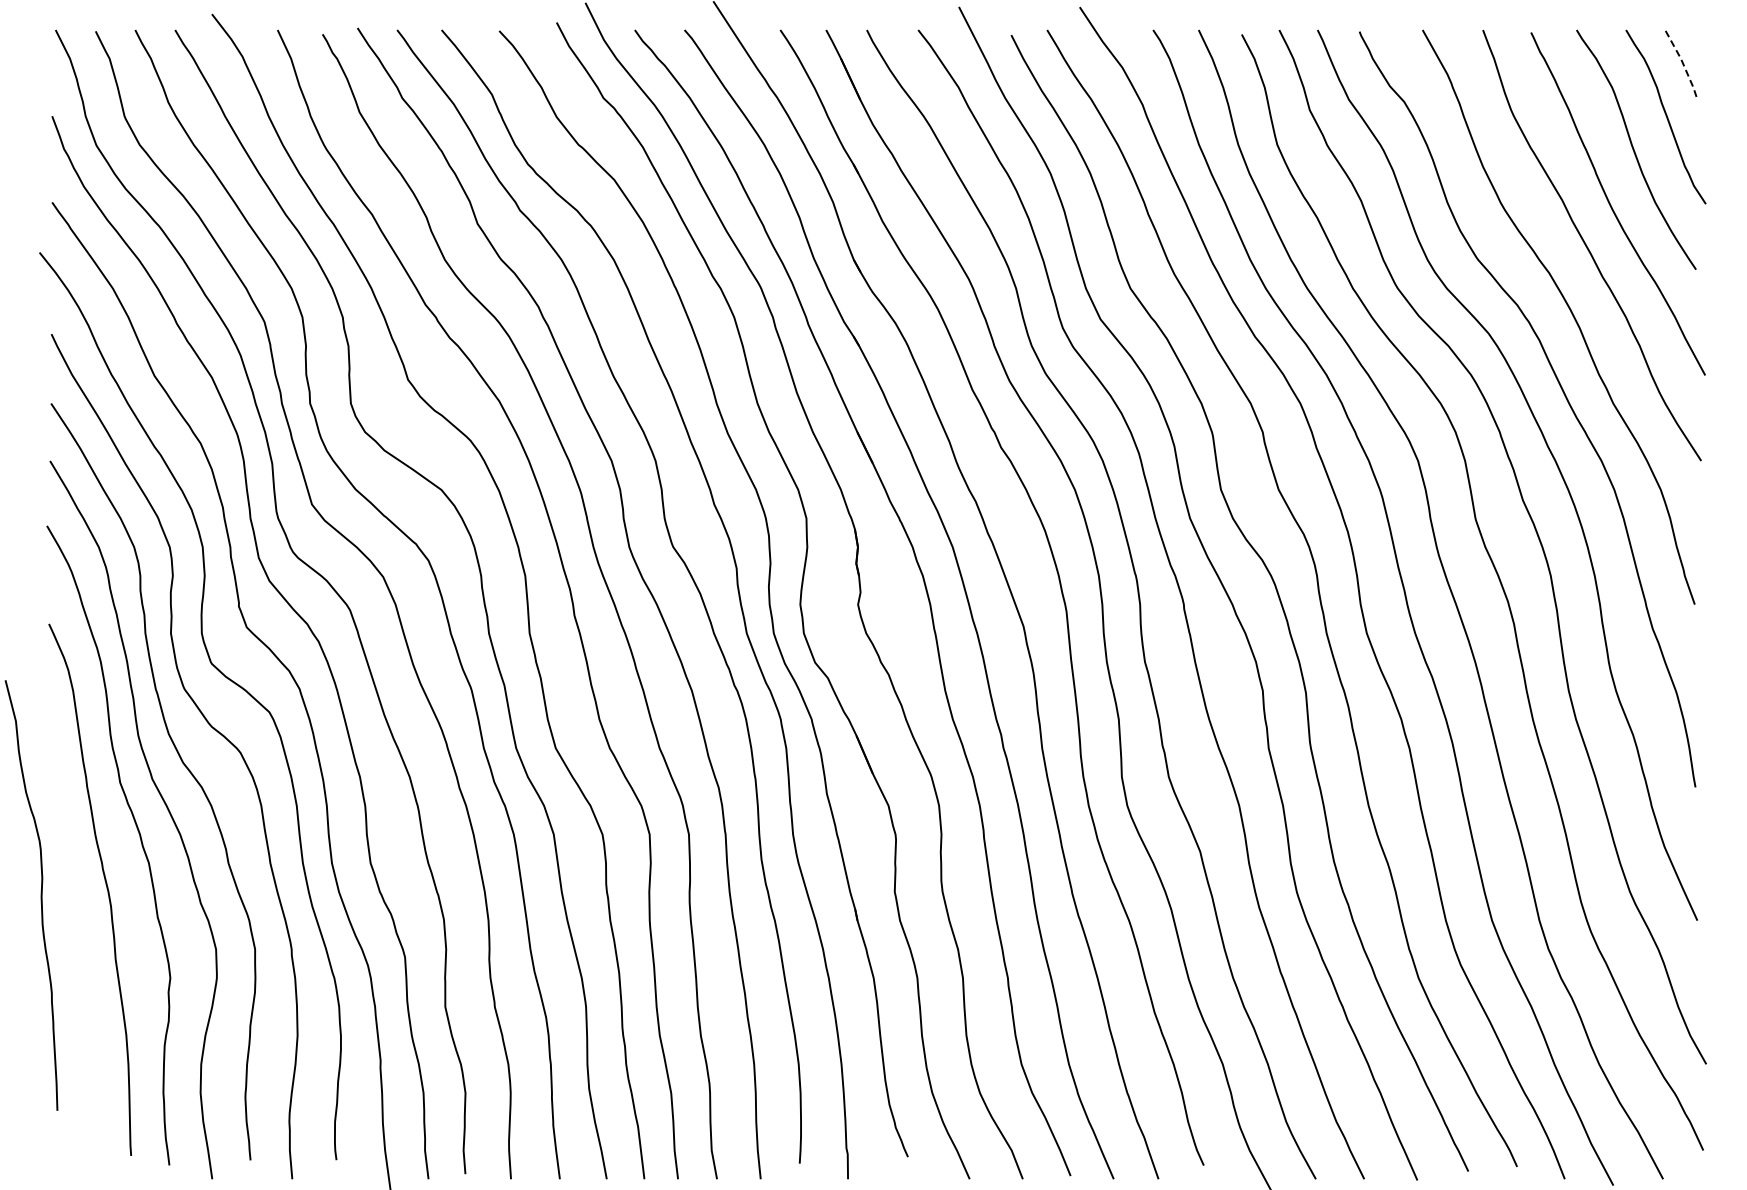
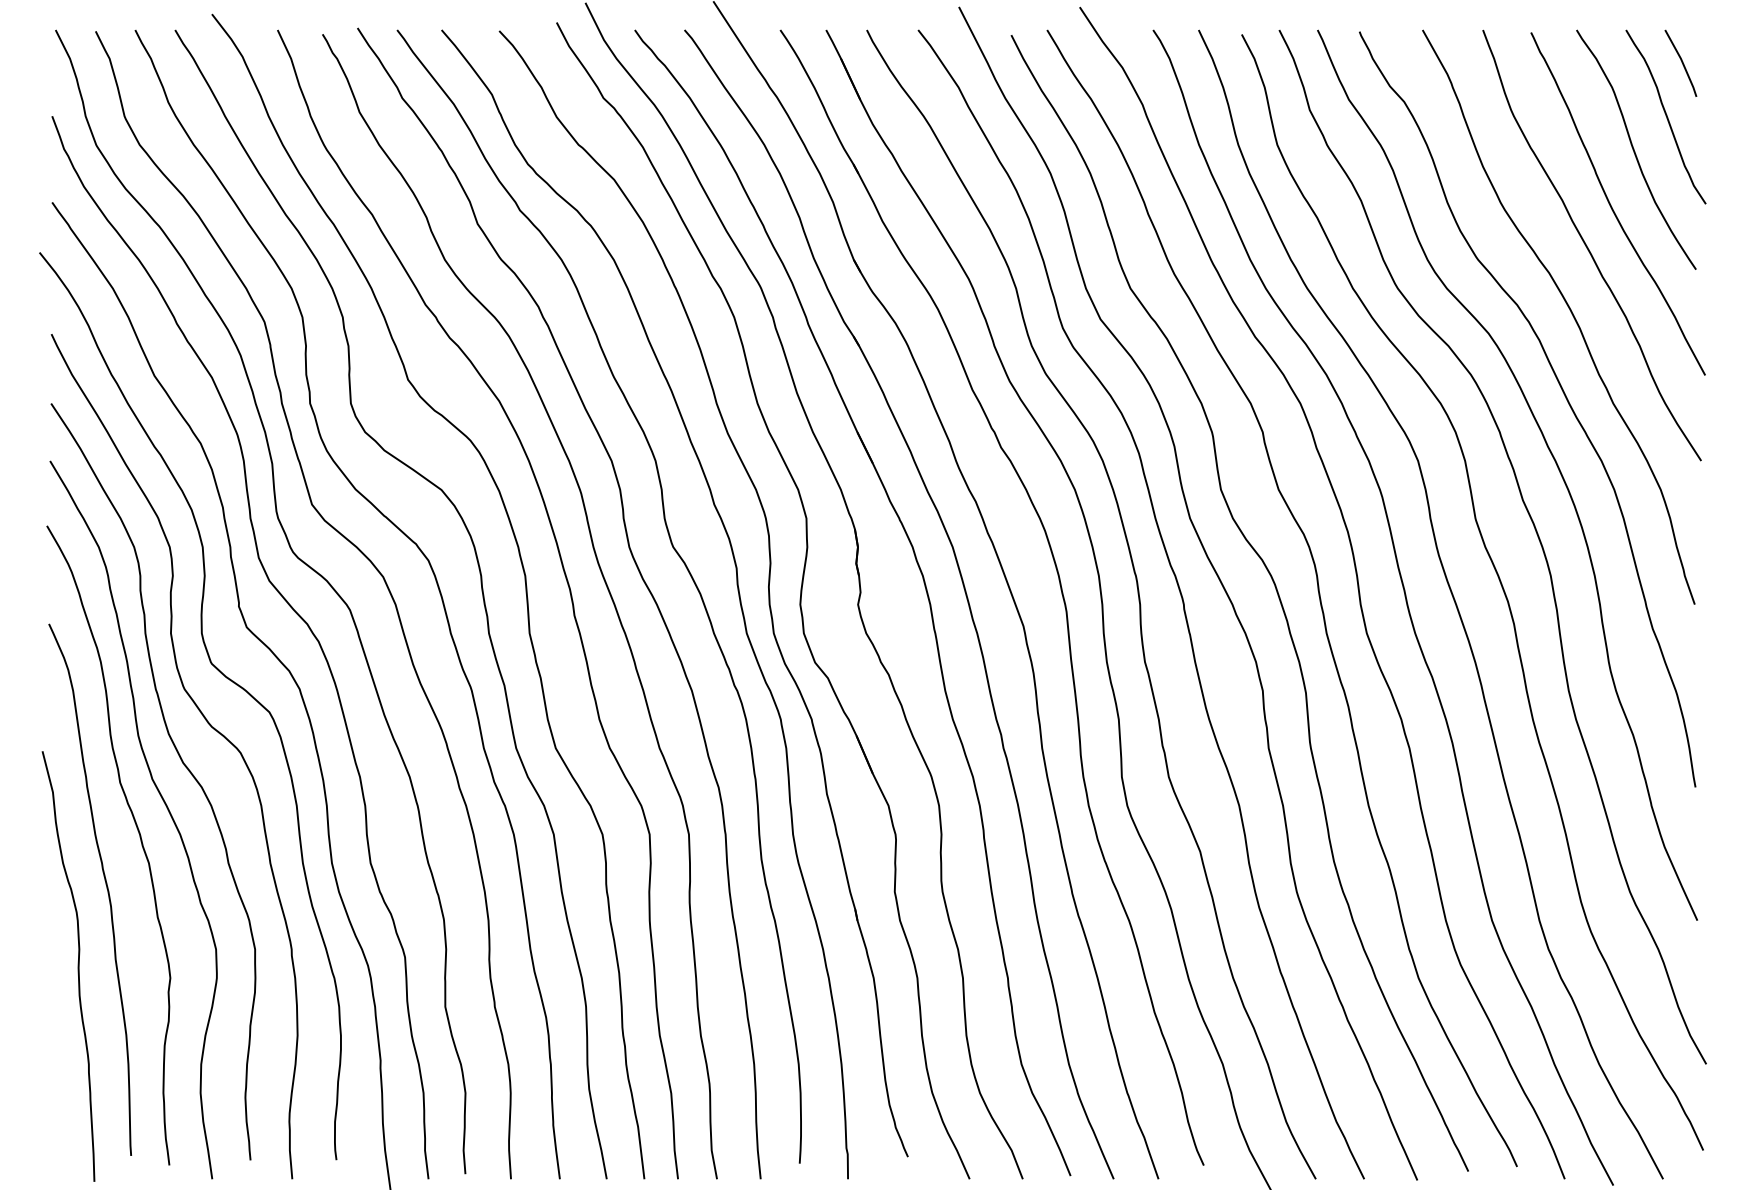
line: dashed -> solid (1682, 62)
curve position: (40, 895) -> (77, 966) (77, 966)
